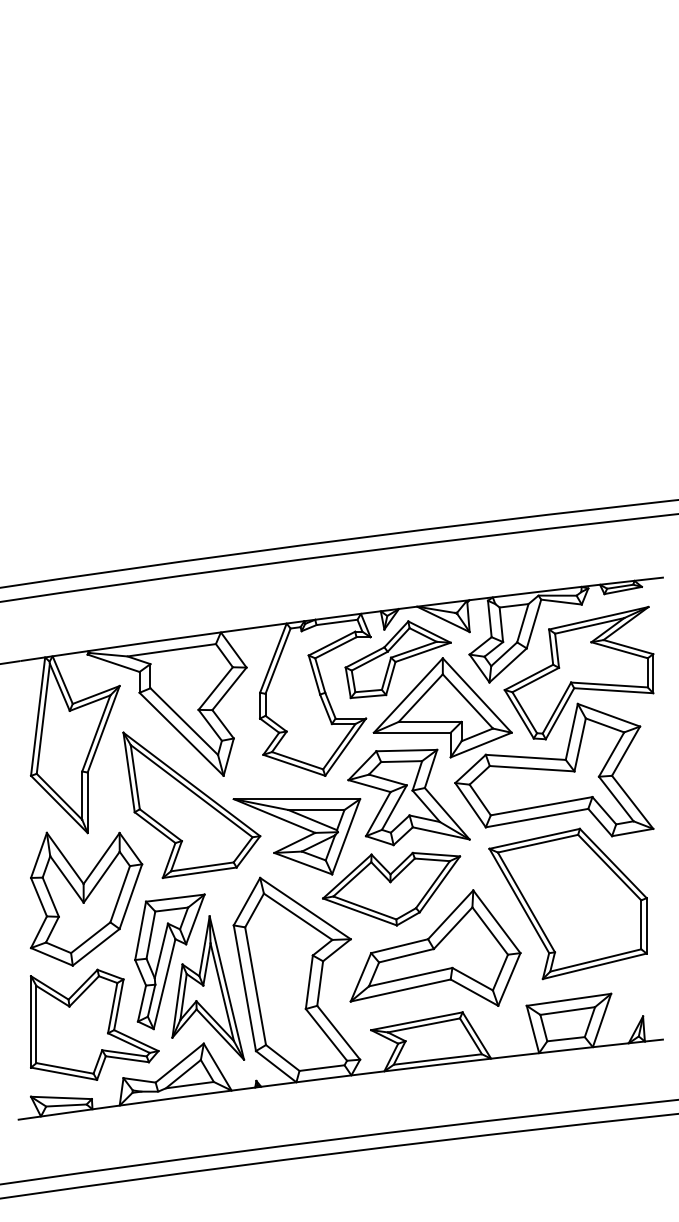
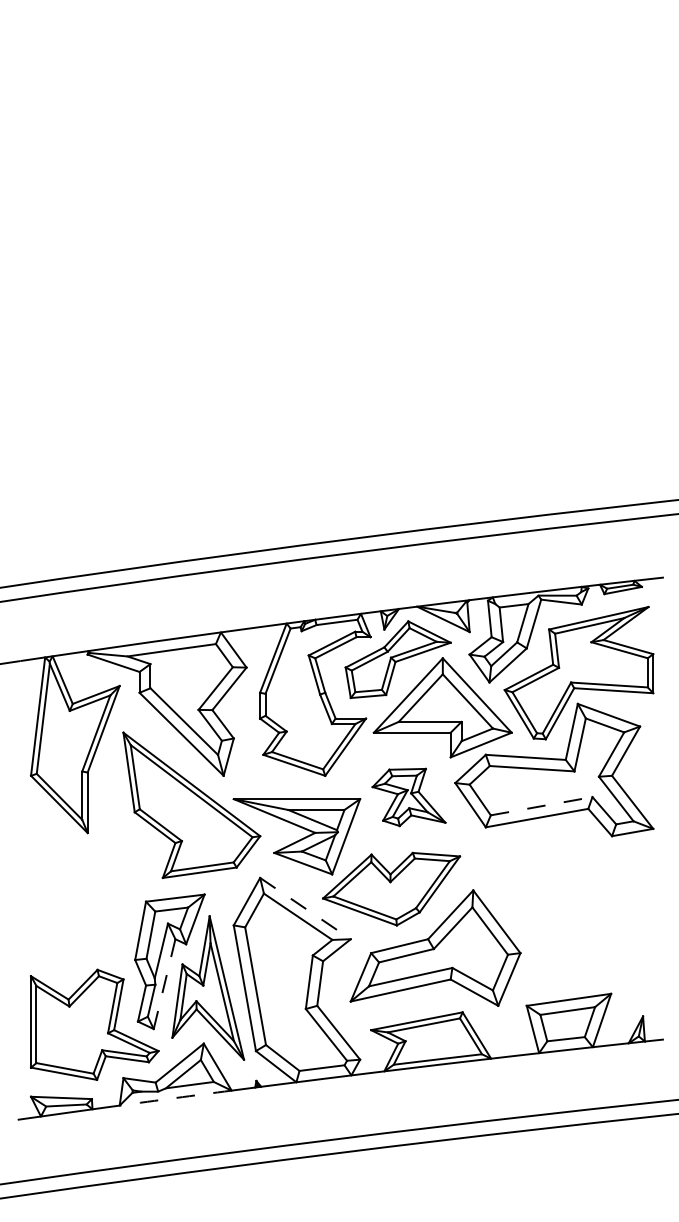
part size: 124x99 px -> 76x61 px (408, 797)
line: solid -> dashed (541, 806)
part: present -> none (86, 898)
part: present -> none (567, 903)
line: solid -> dashed (305, 908)
line: solid -> dashed (164, 983)
arc: solid -> dashed (175, 1098)
